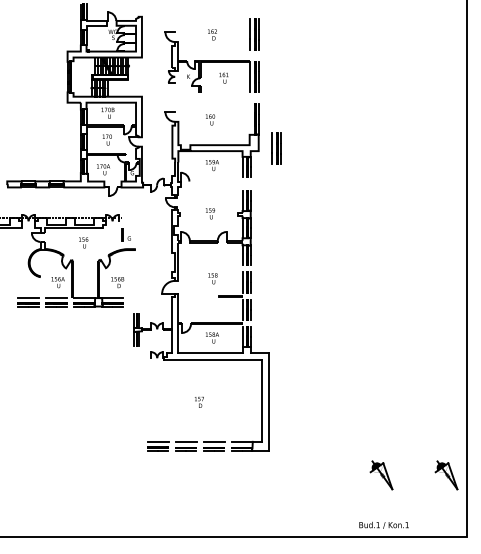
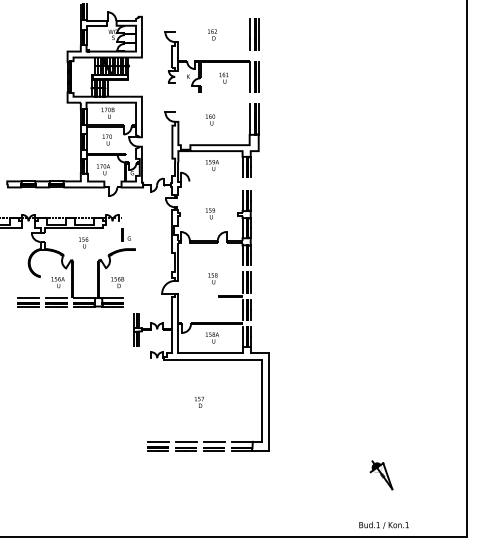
line: none -> present (249, 119)
part: present -> none (276, 148)
part: present -> none (446, 475)
